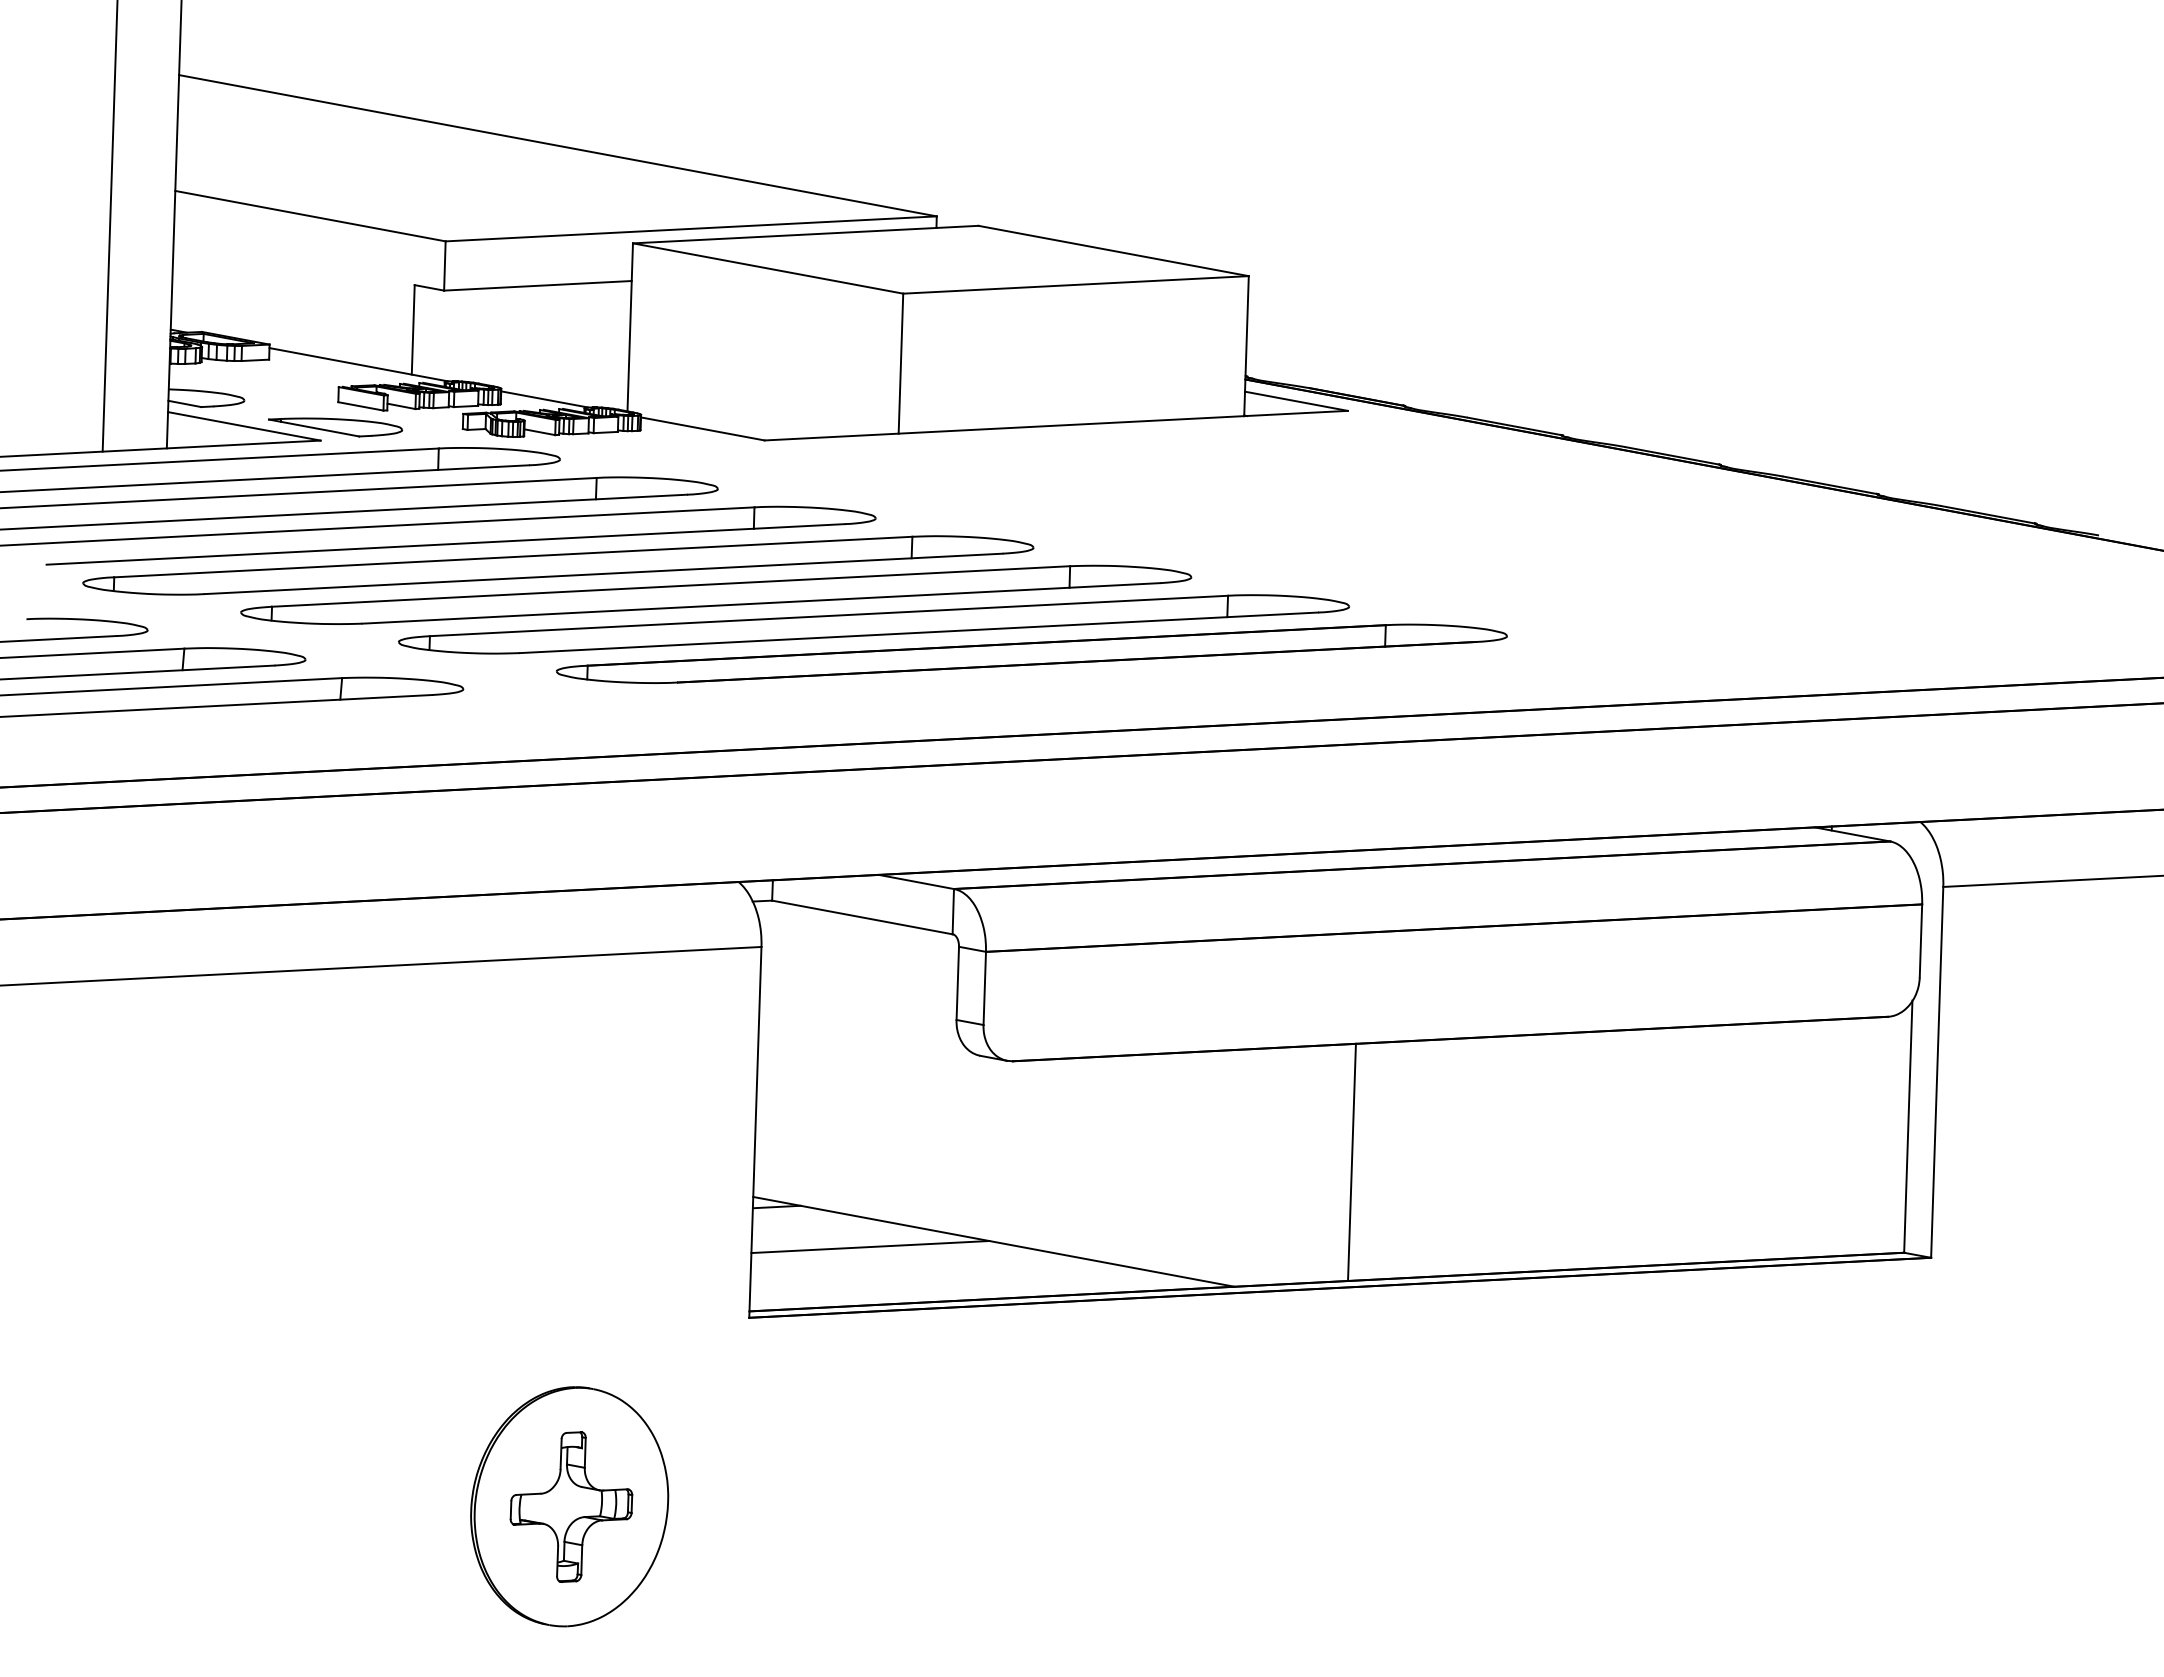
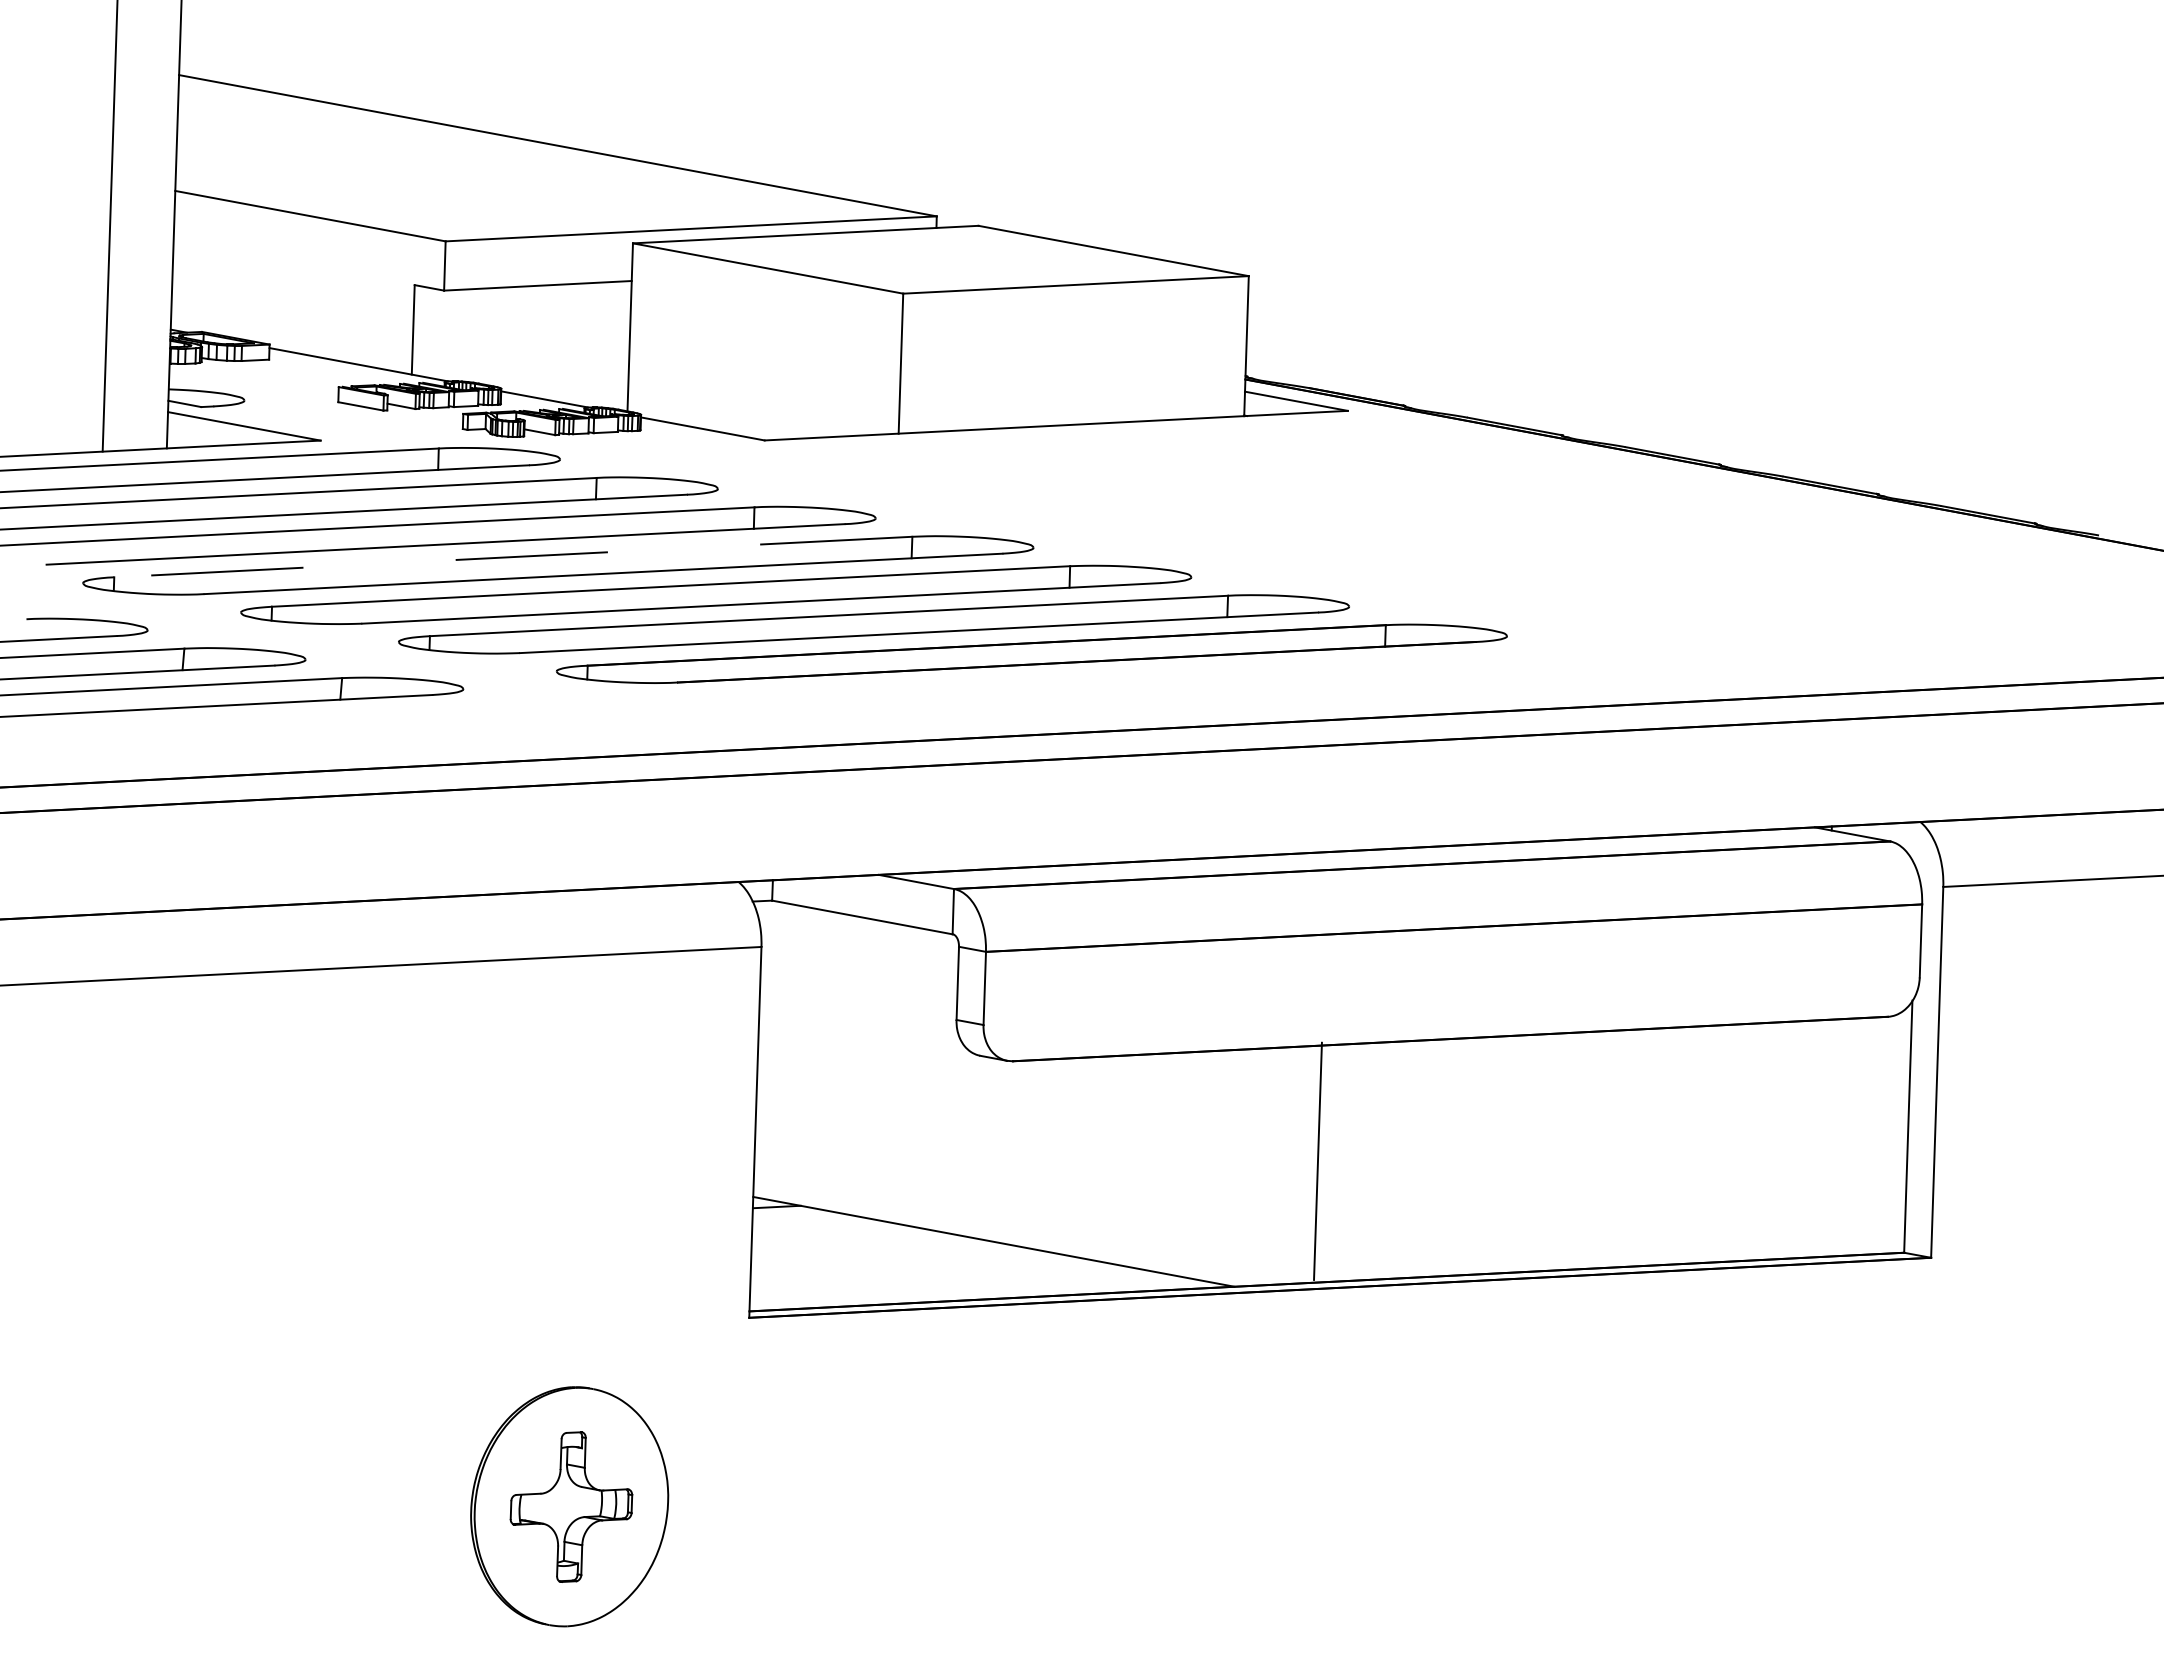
part: present -> none (335, 427)
line: solid -> dashed (513, 557)
line position: (1351, 1161) -> (1317, 1160) (1317, 1160)
line: present -> none (870, 1247)
